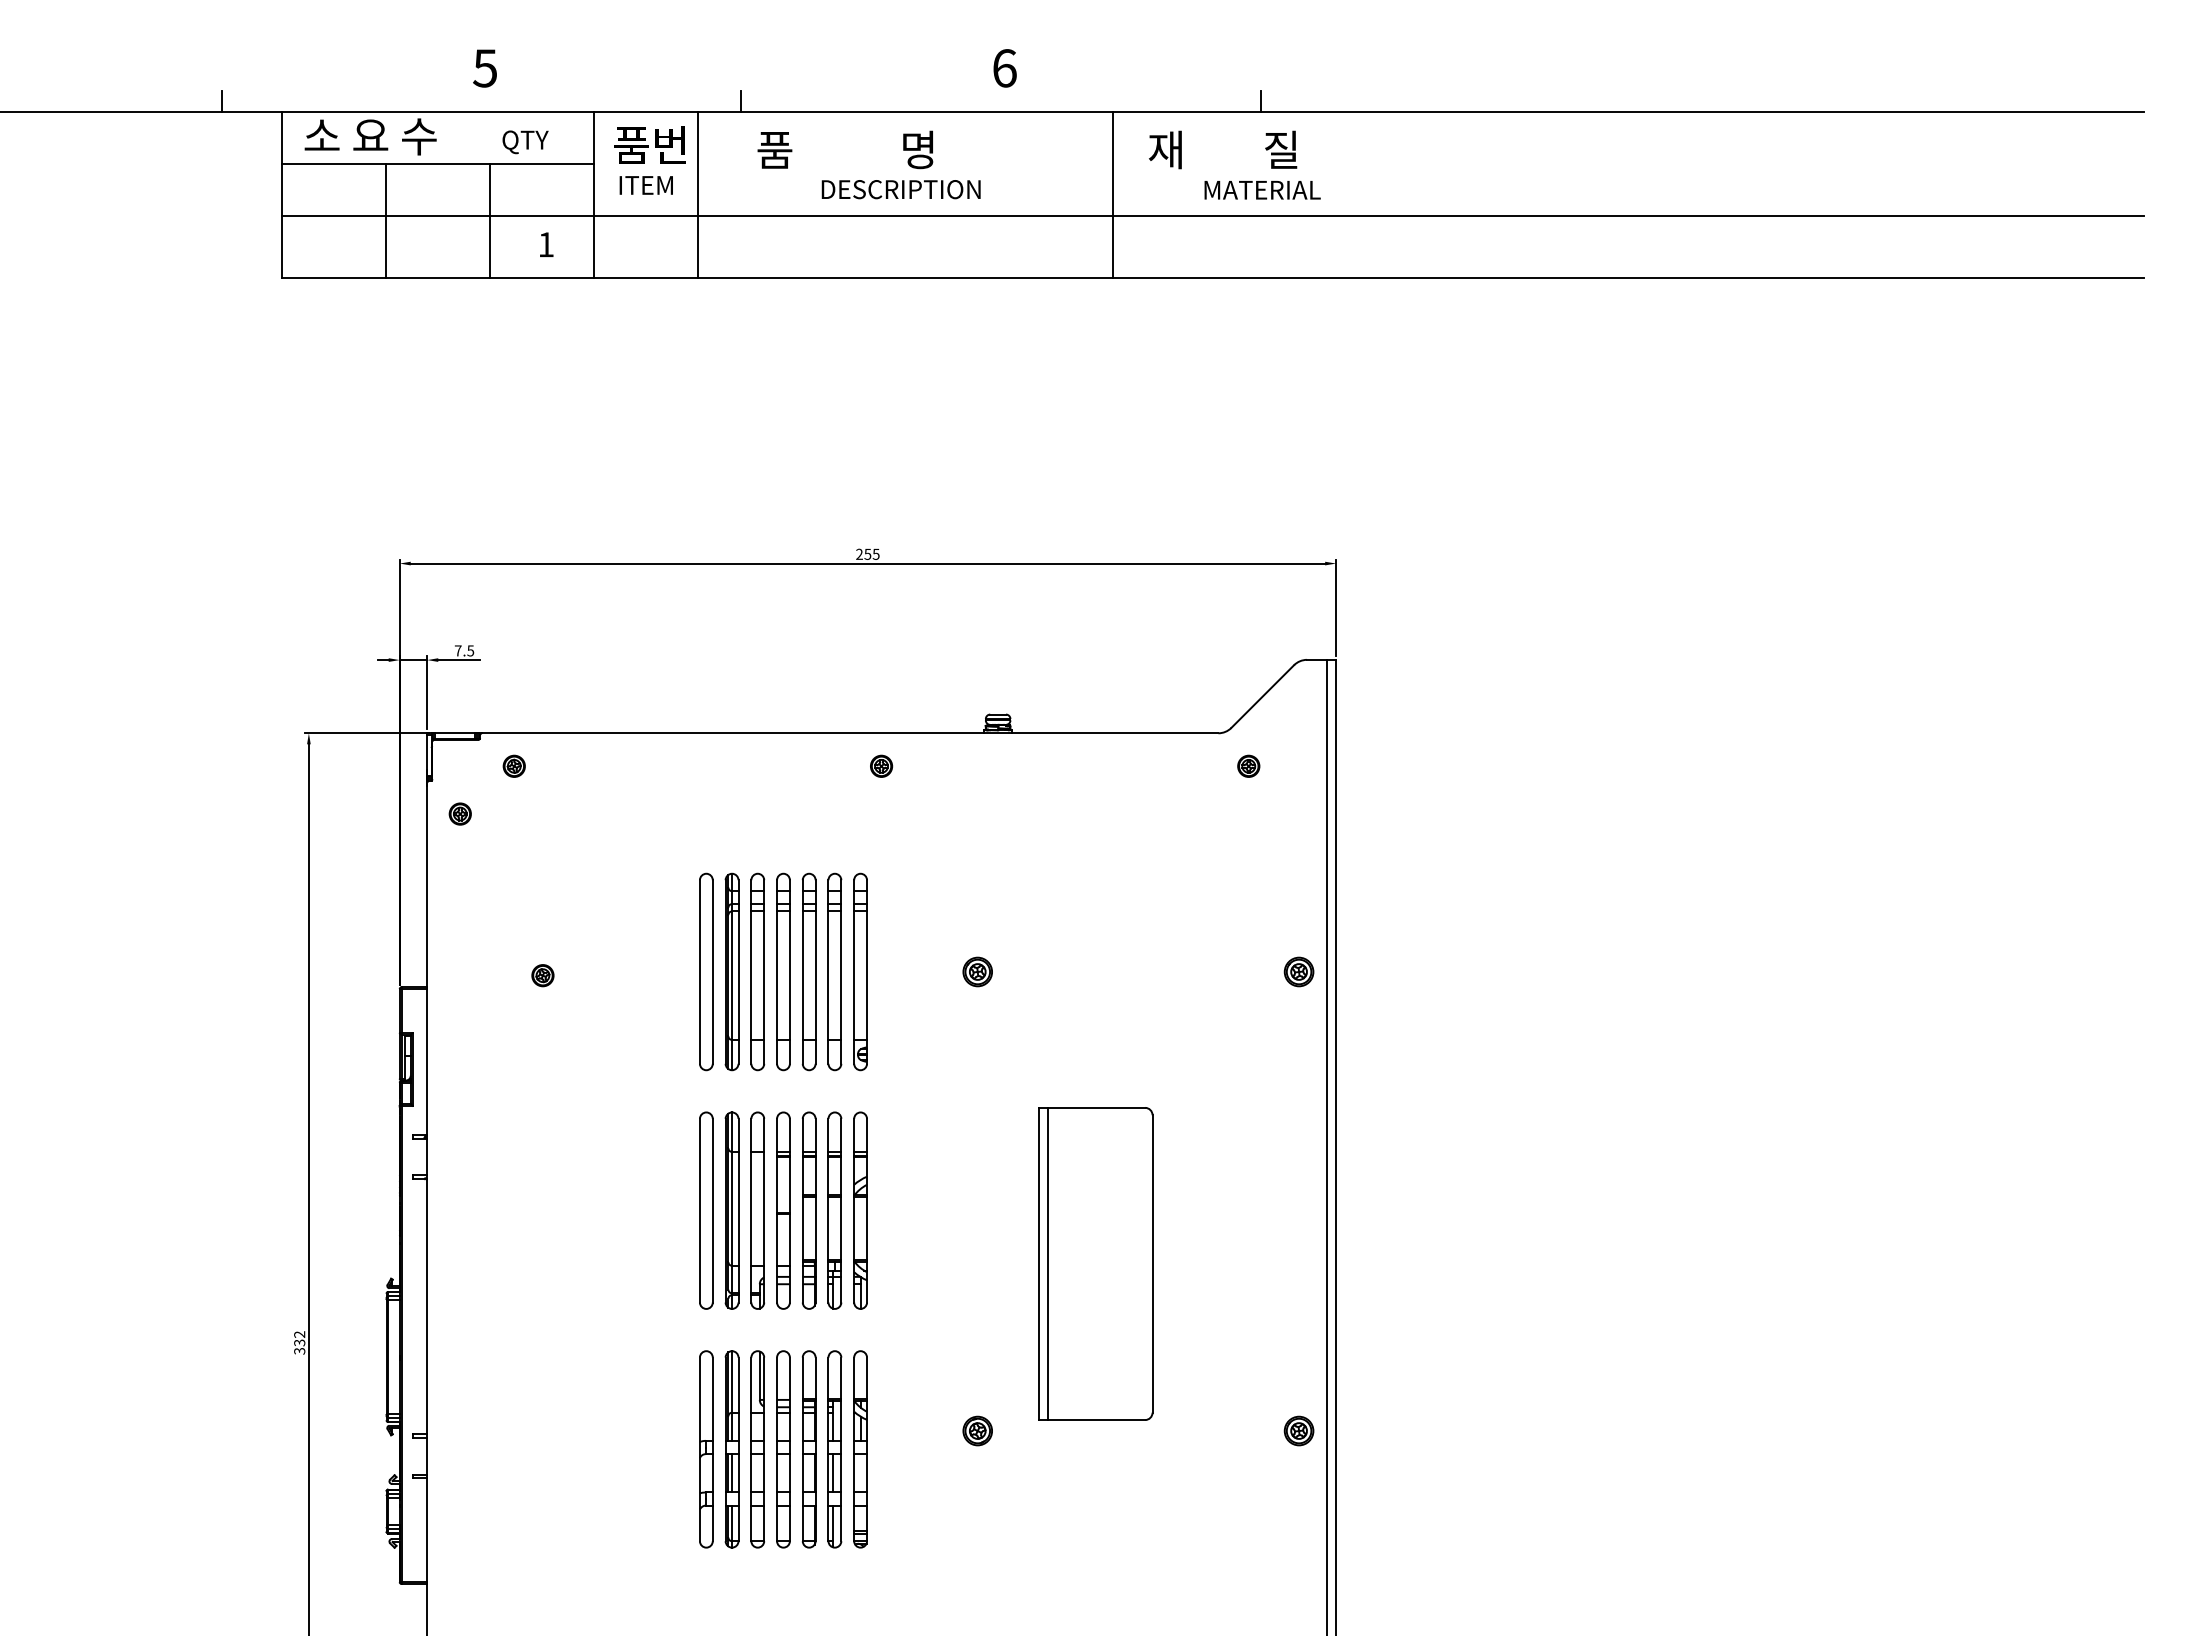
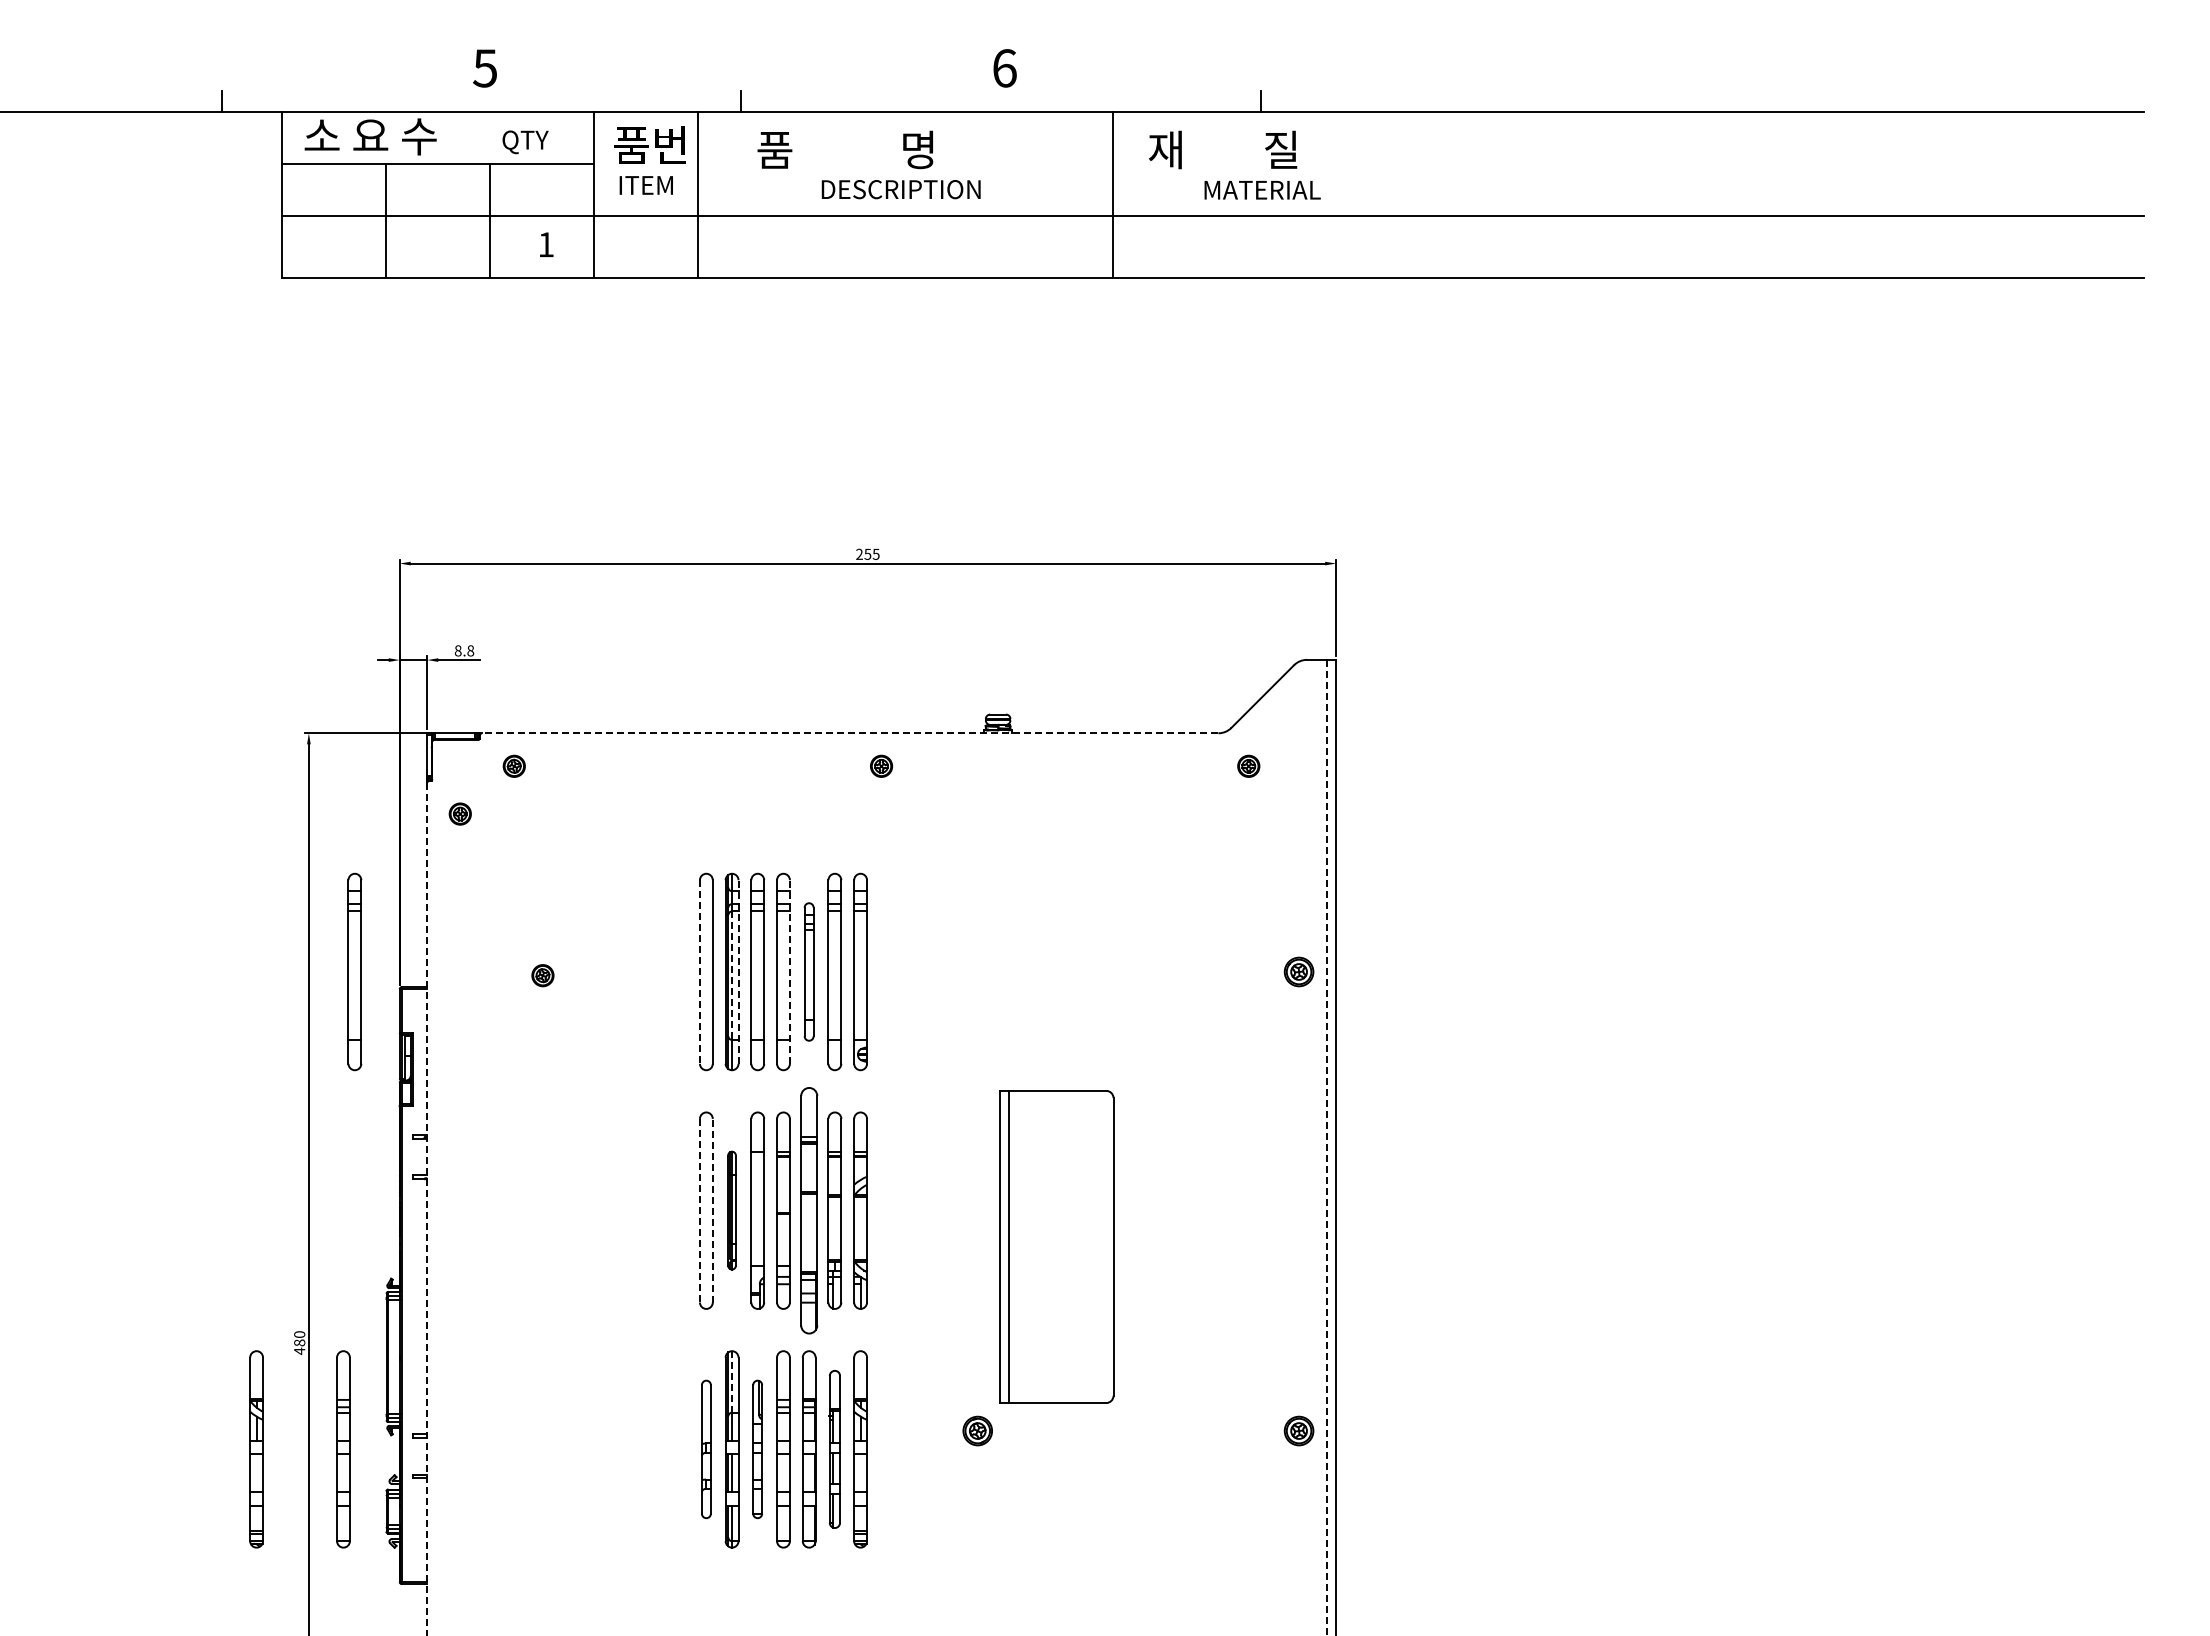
text: 7.5 -> 8.8 (464, 650)
line: solid -> dashed (849, 733)
part: none -> present (354, 971)
part size: 16x200 px -> 12x140 px (808, 971)
part: present -> none (977, 971)
line: solid -> dashed (699, 972)
line: solid -> dashed (738, 972)
line: solid -> dashed (789, 972)
line: solid -> dashed (732, 976)
line: solid -> dashed (1326, 1147)
line: solid -> dashed (427, 1209)
line: solid -> dashed (699, 1210)
line: solid -> dashed (712, 1210)
part size: 16x199 px -> 10x121 px (731, 1210)
part size: 16x199 px -> 19x248 px (809, 1210)
part position: (1095, 1263) -> (1056, 1246) (1056, 1246)
text: 332 -> 480 (299, 1343)
line: solid -> dashed (732, 1381)
part: none -> present (256, 1449)
part: none -> present (343, 1449)
part size: 15x199 px -> 11x141 px (706, 1449)
part size: 15x199 px -> 12x141 px (757, 1449)
part size: 16x199 px -> 13x159 px (834, 1449)
